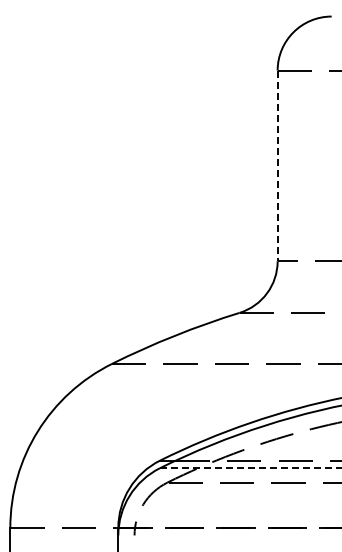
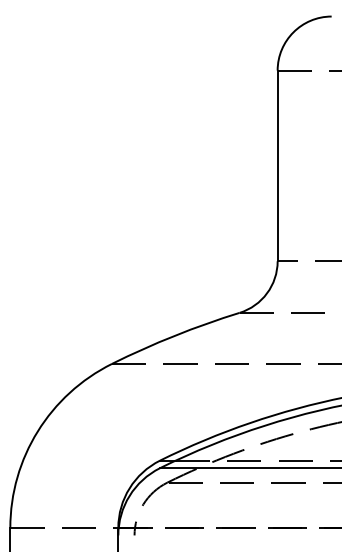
line: dashed -> solid (277, 166)
line: dashed -> solid (250, 468)
